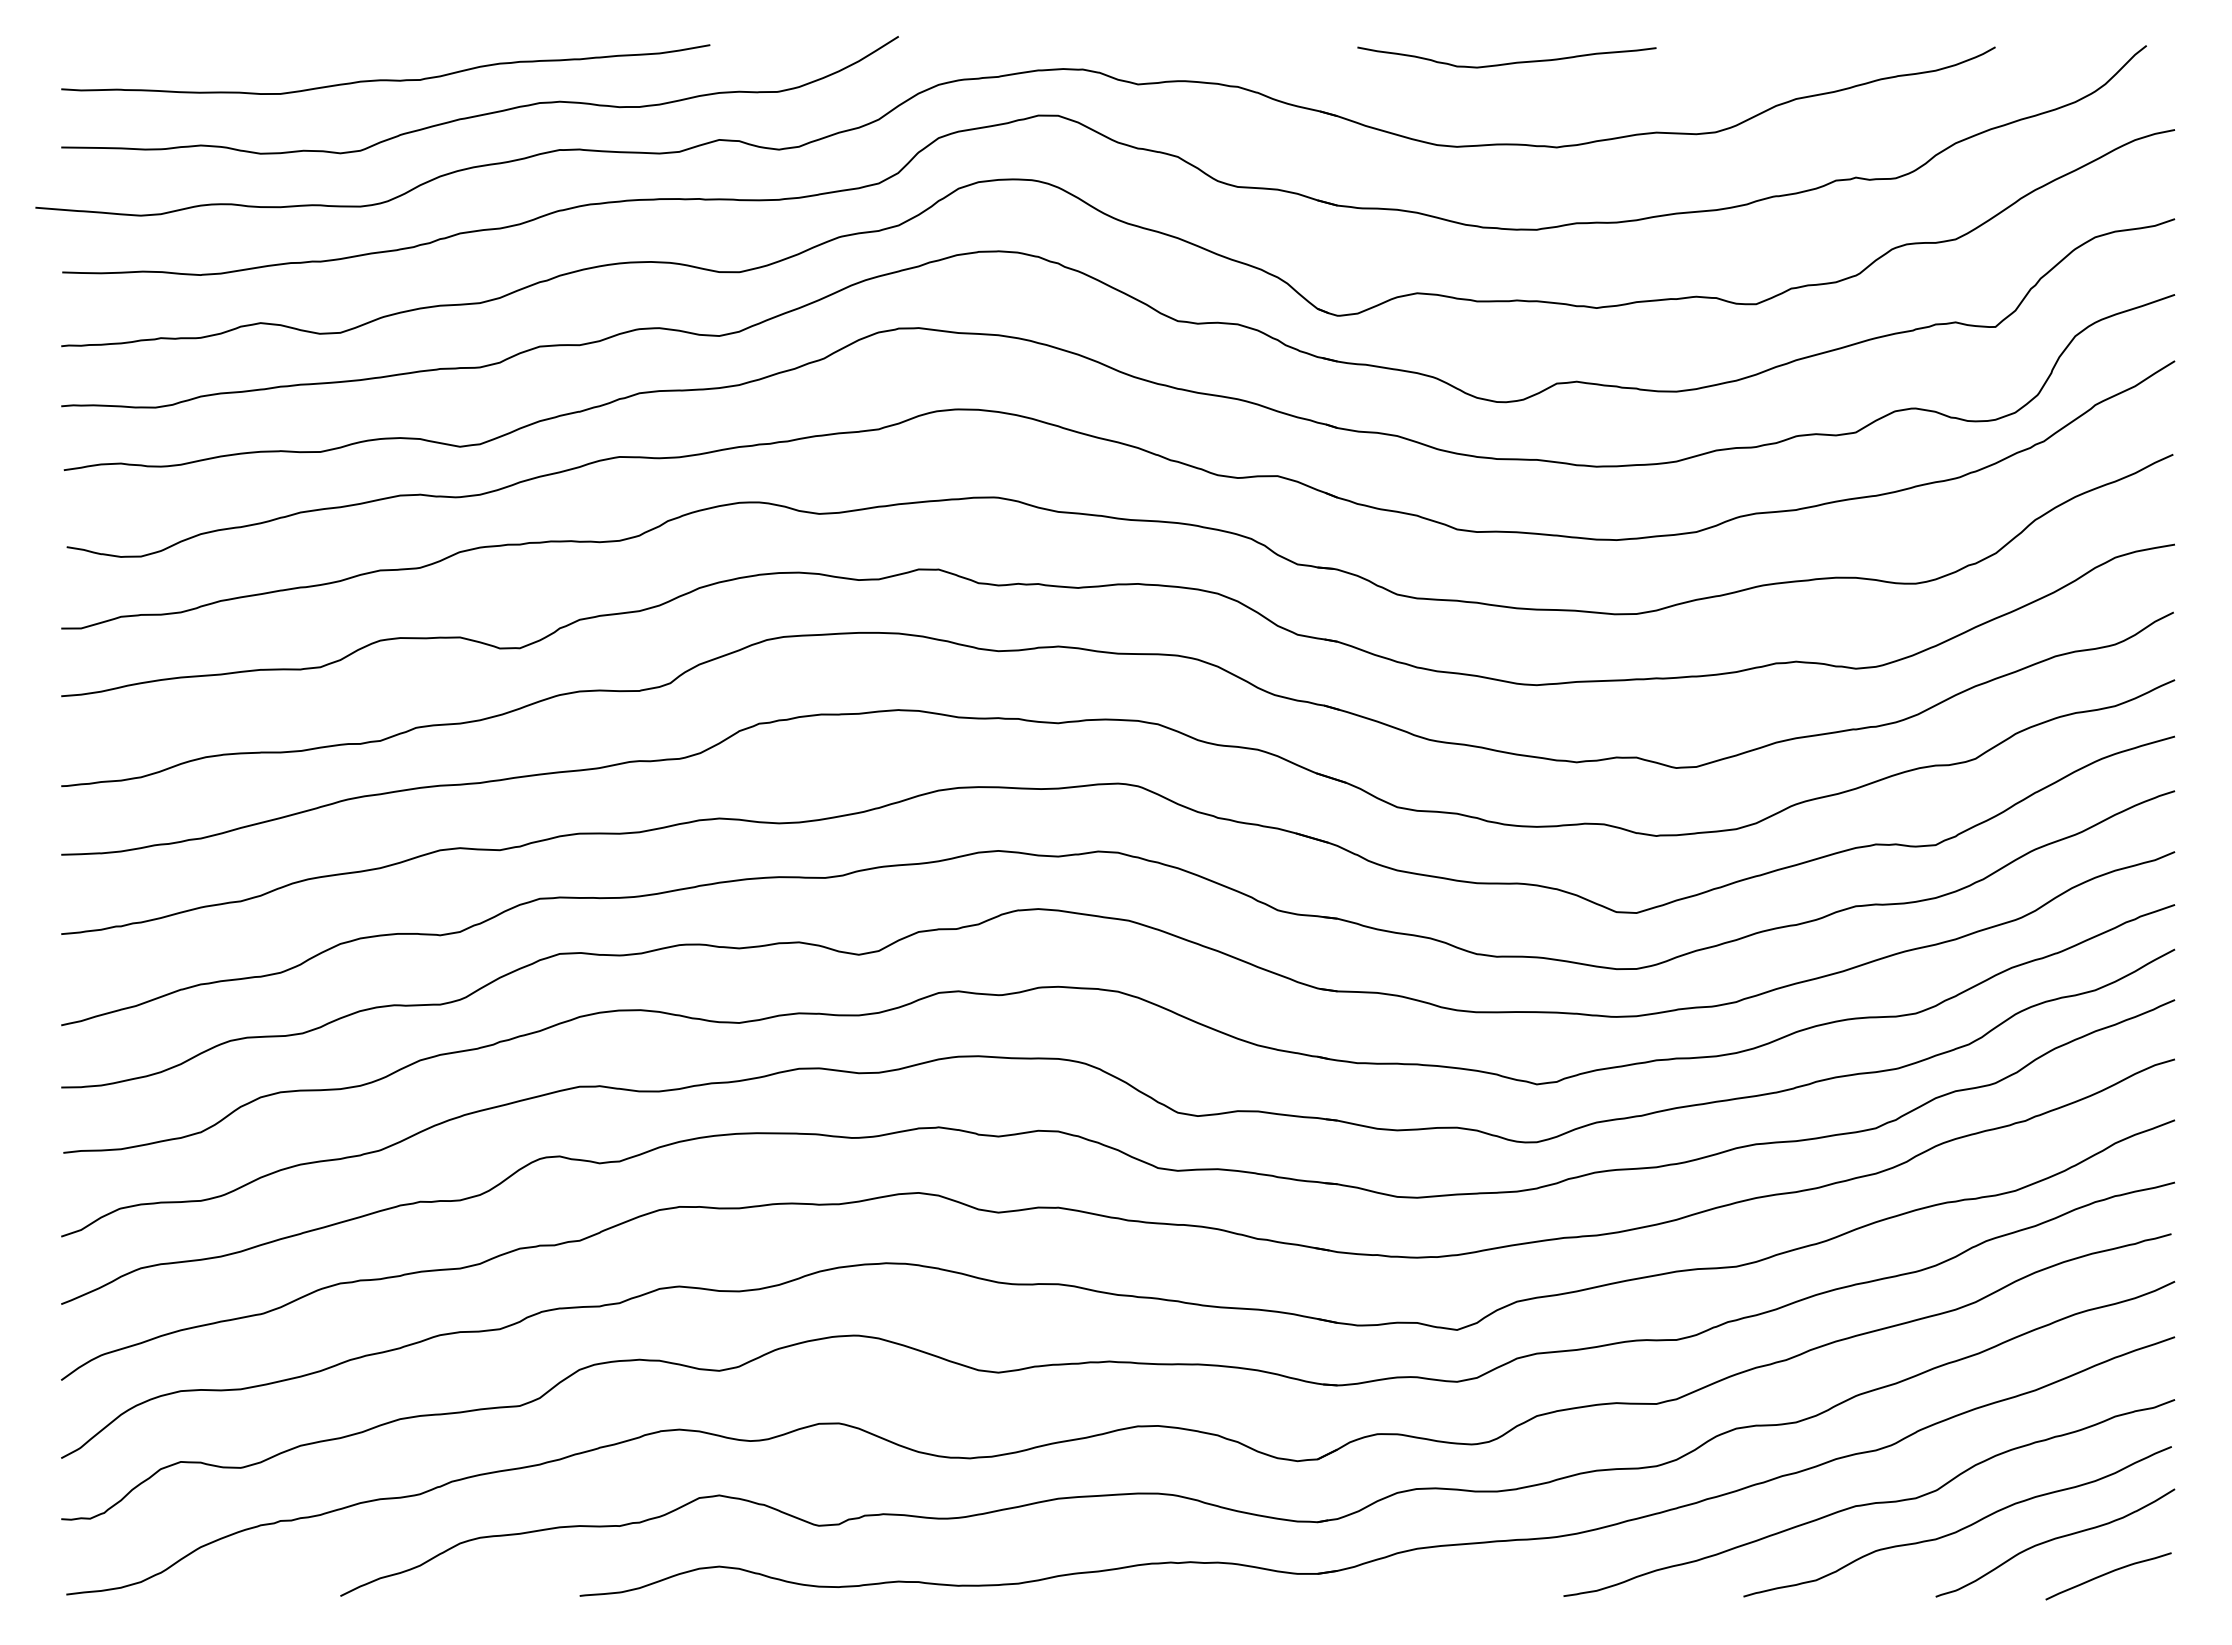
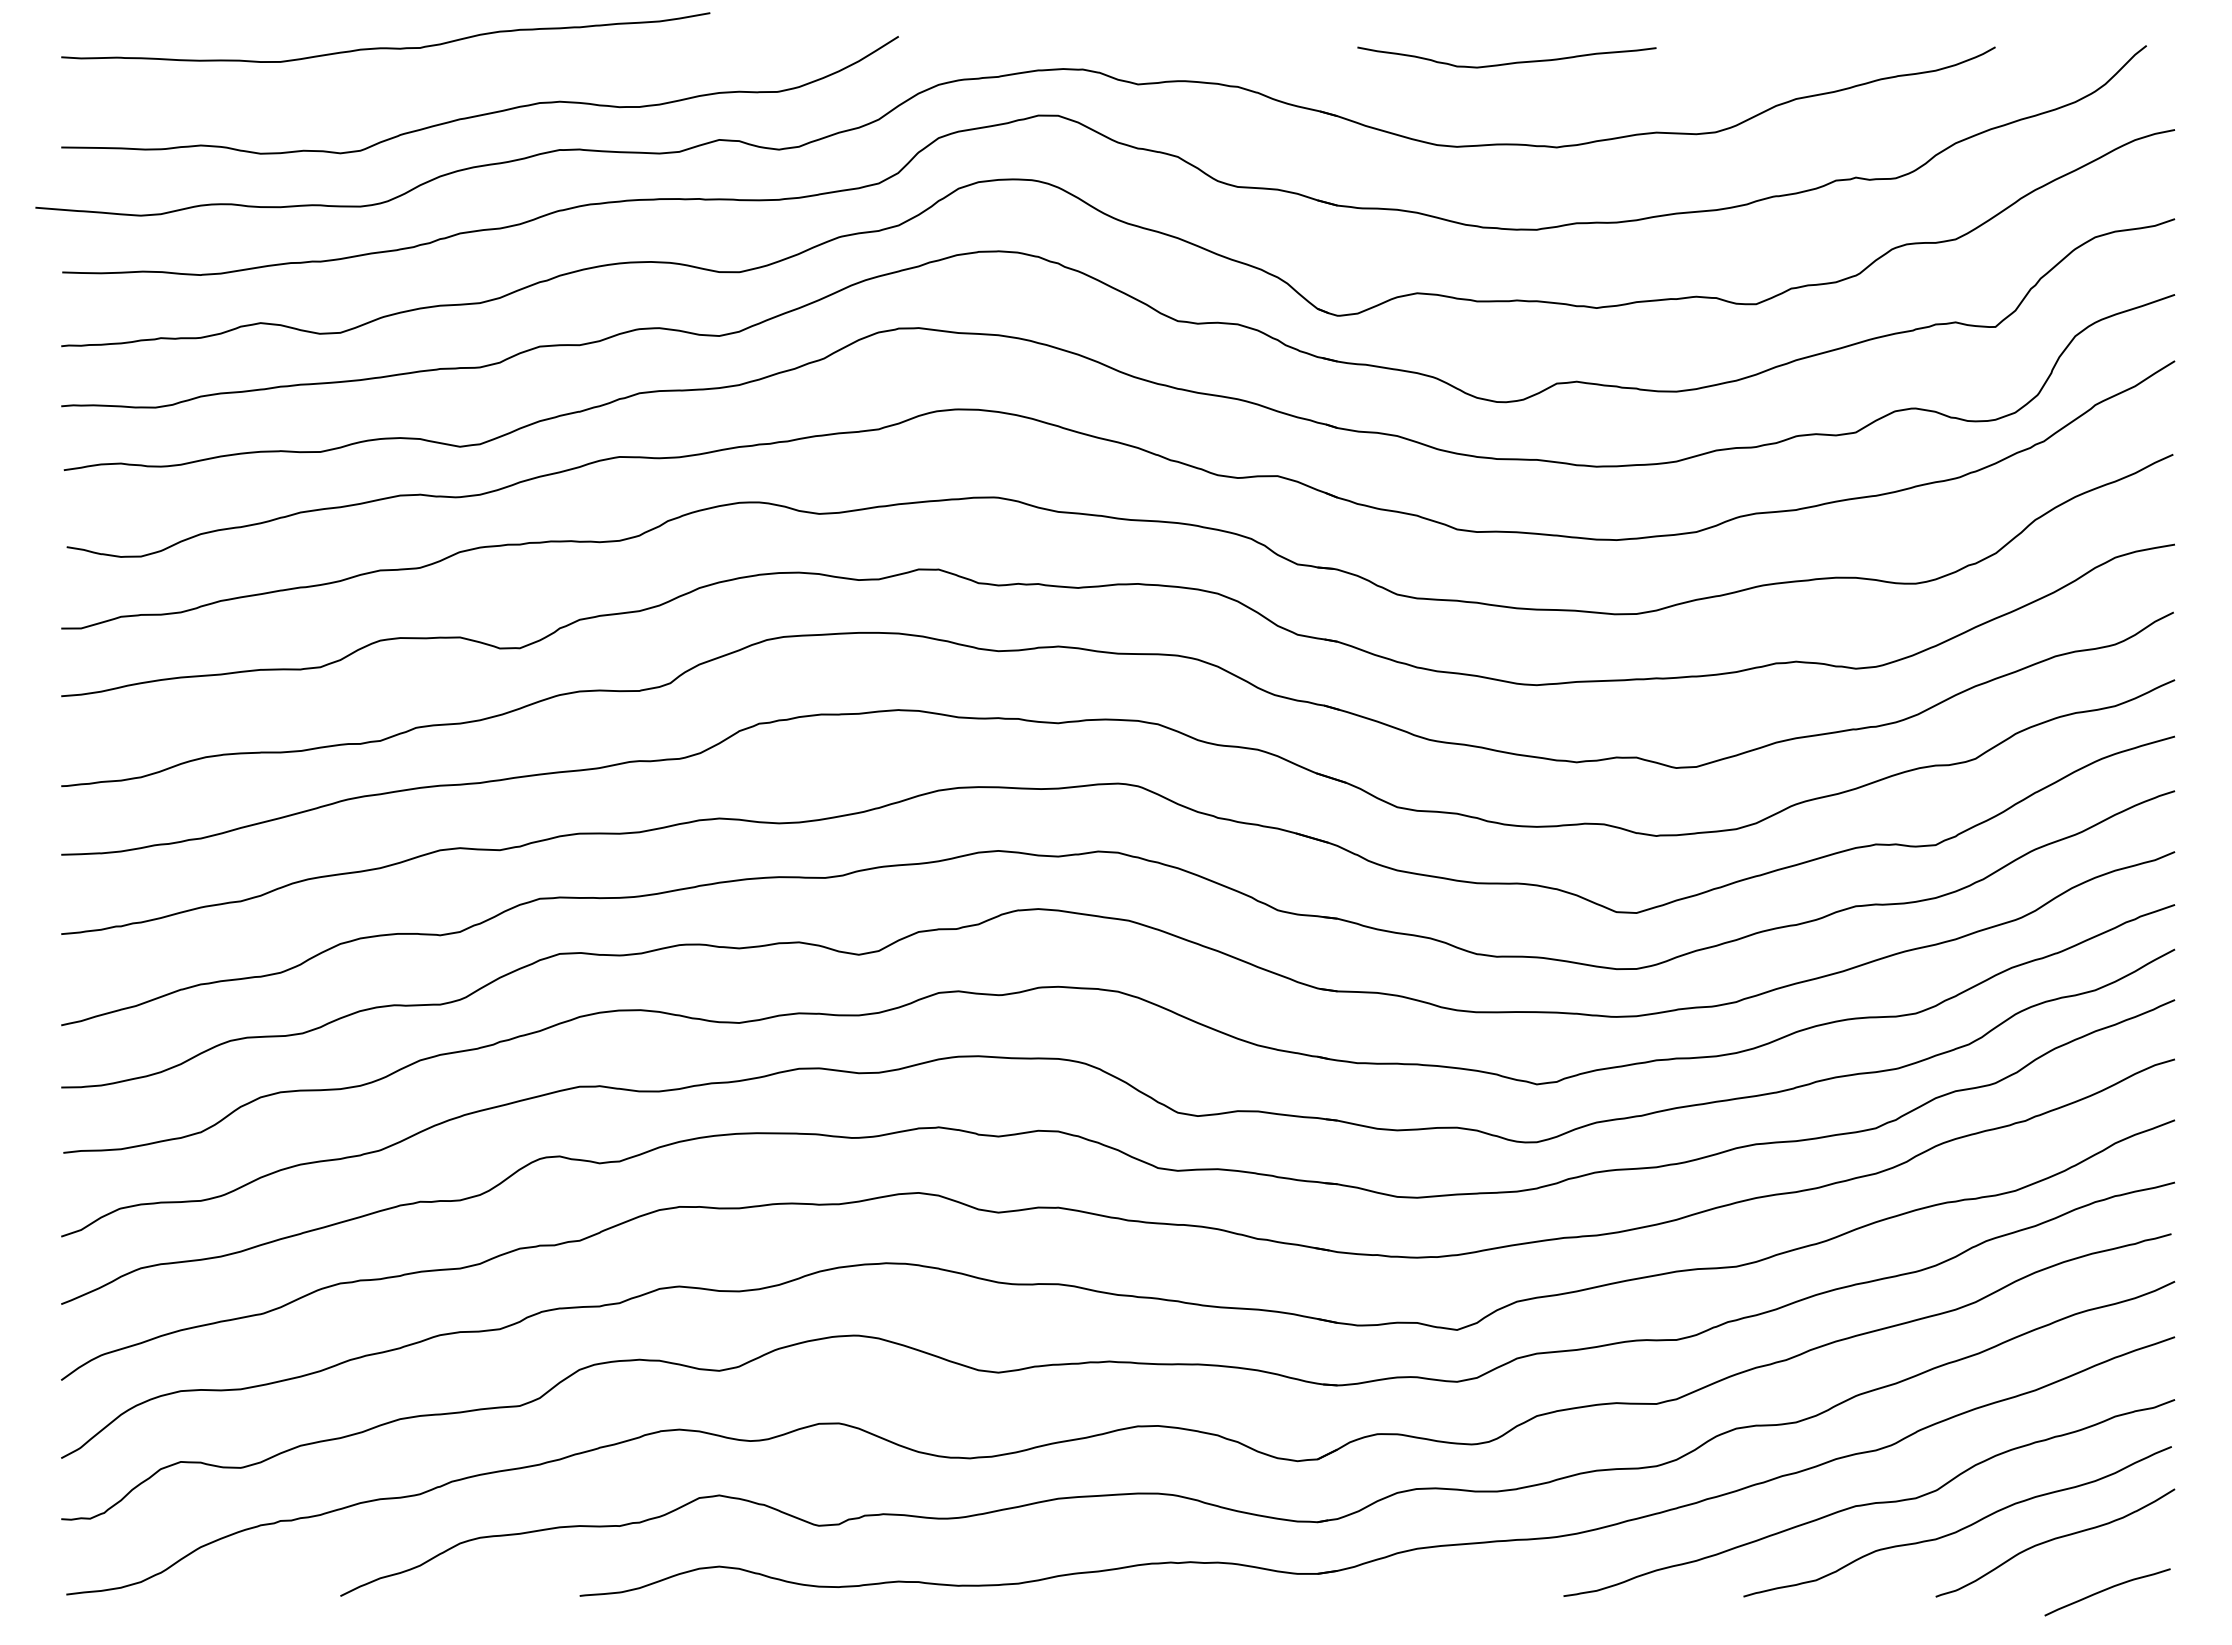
curve position: (385, 79) -> (385, 47) (385, 47)
curve position: (2107, 1574) -> (2106, 1590) (2106, 1590)
